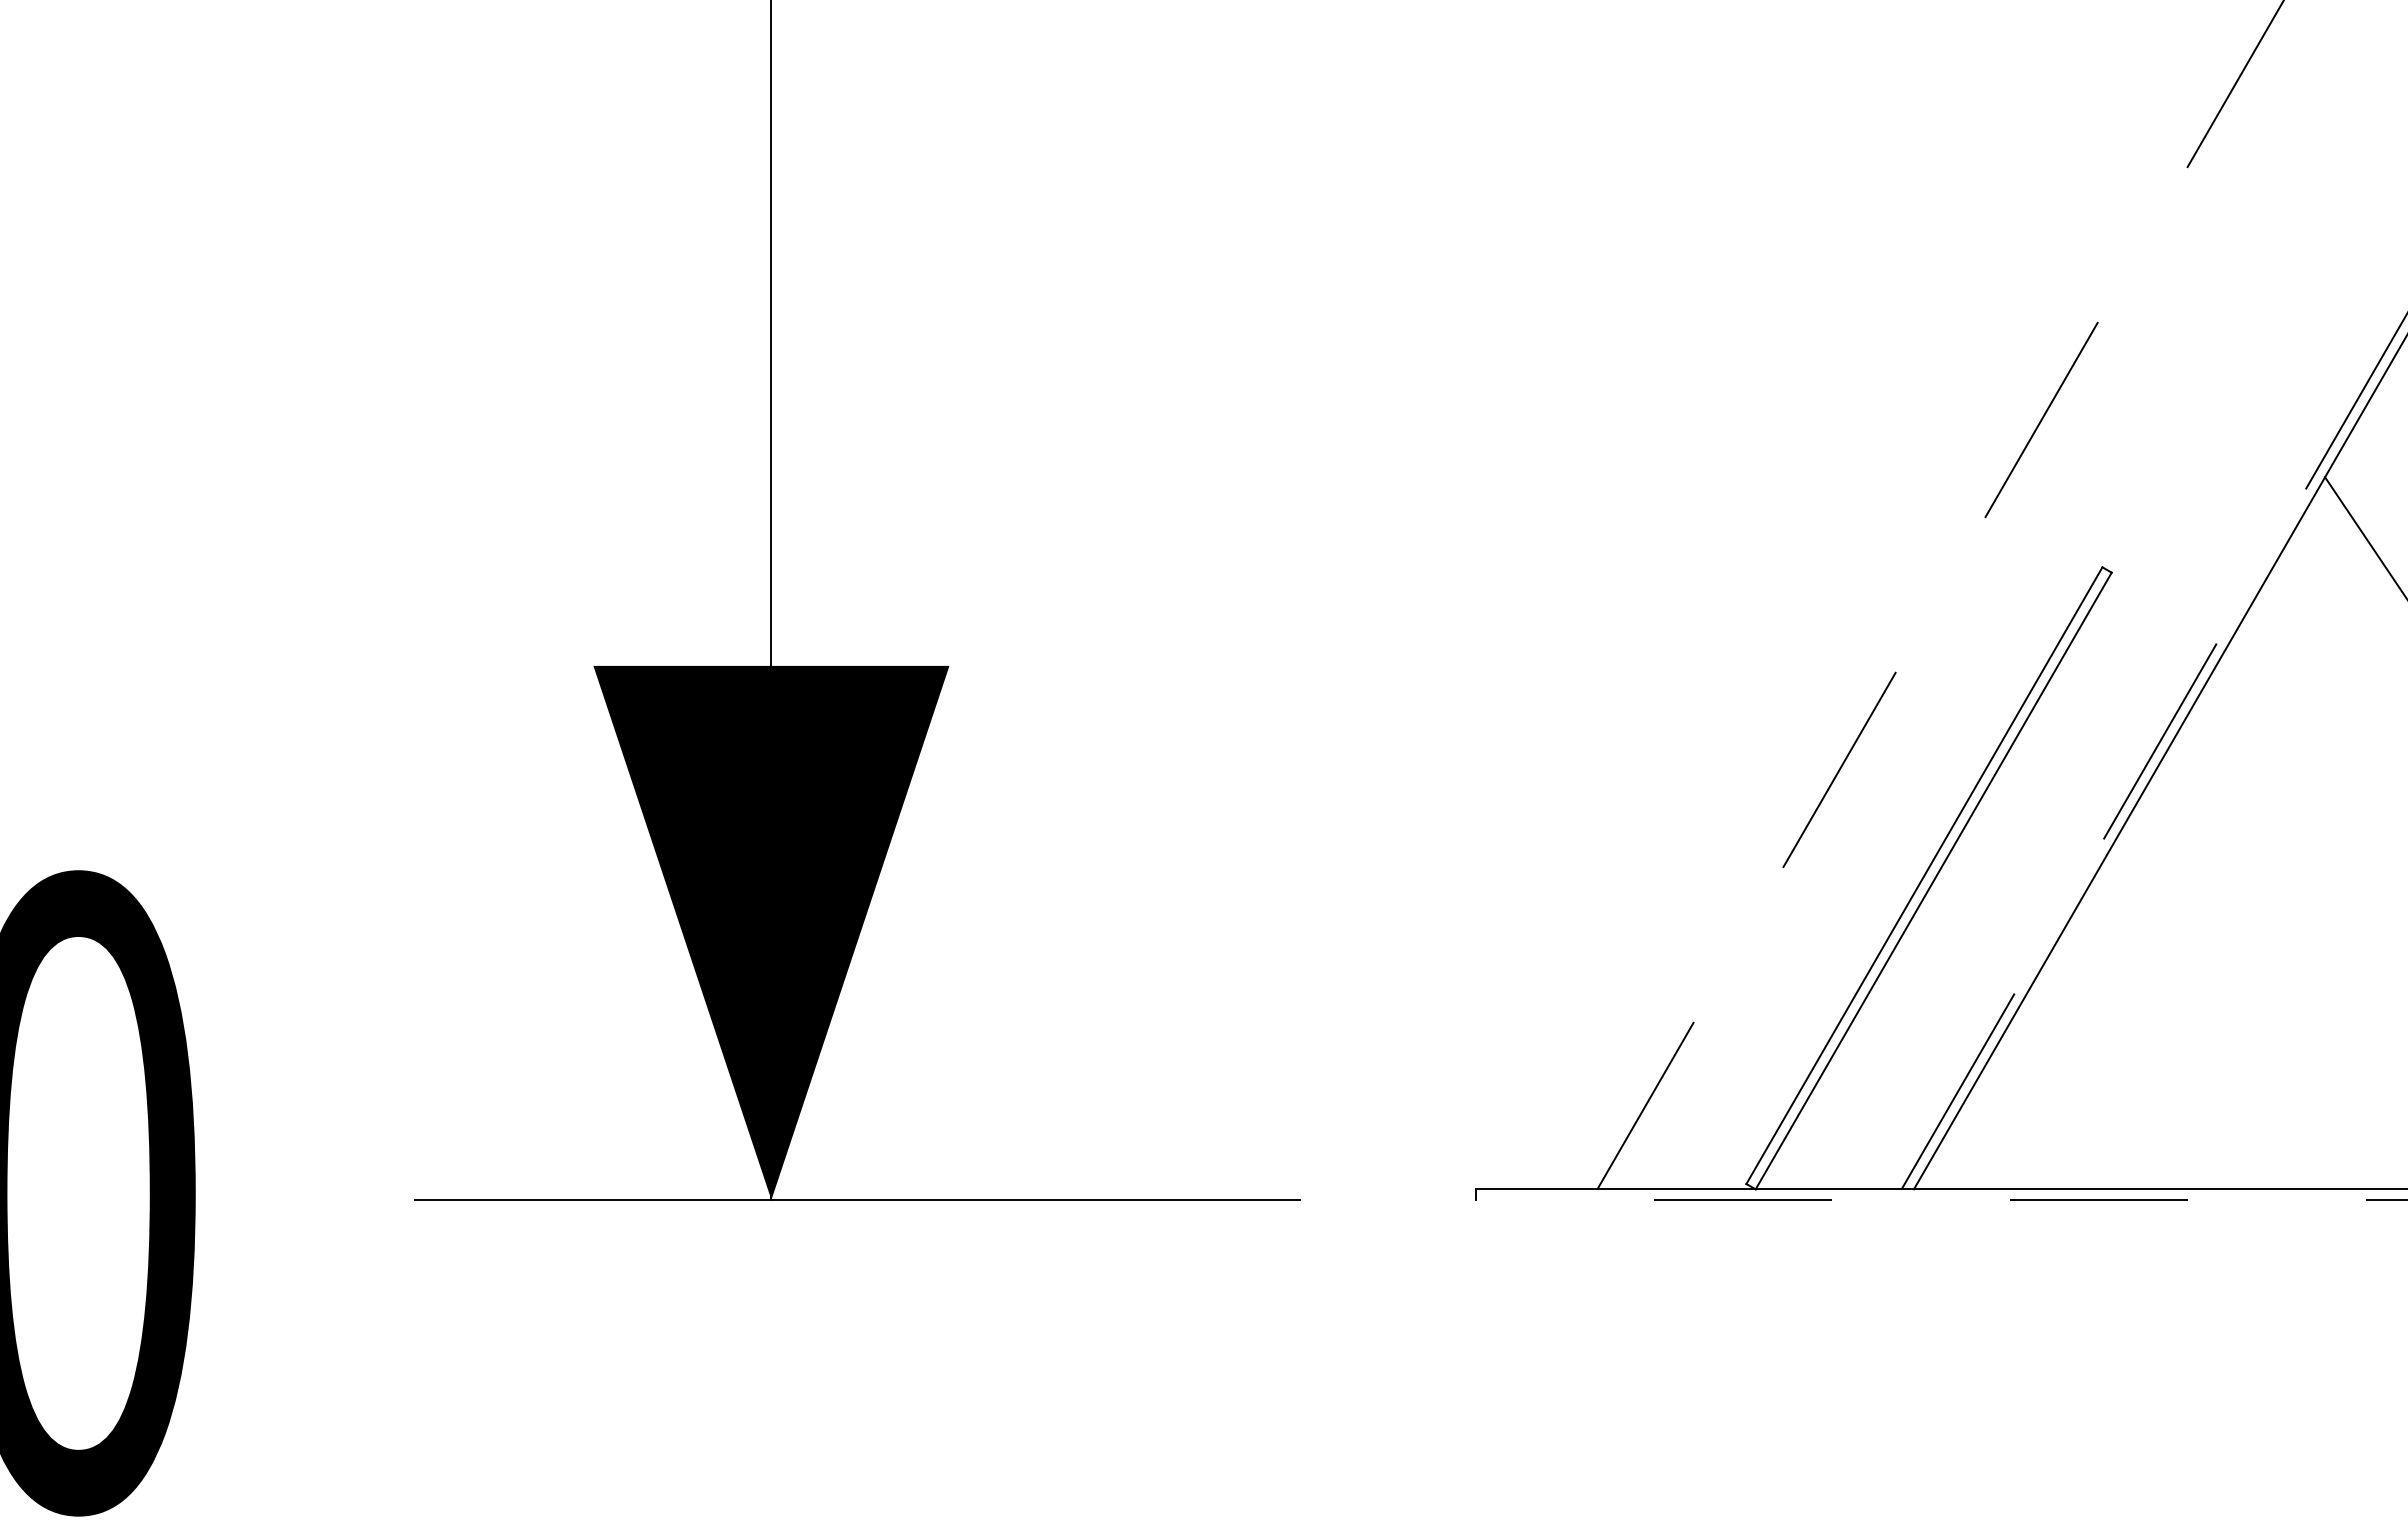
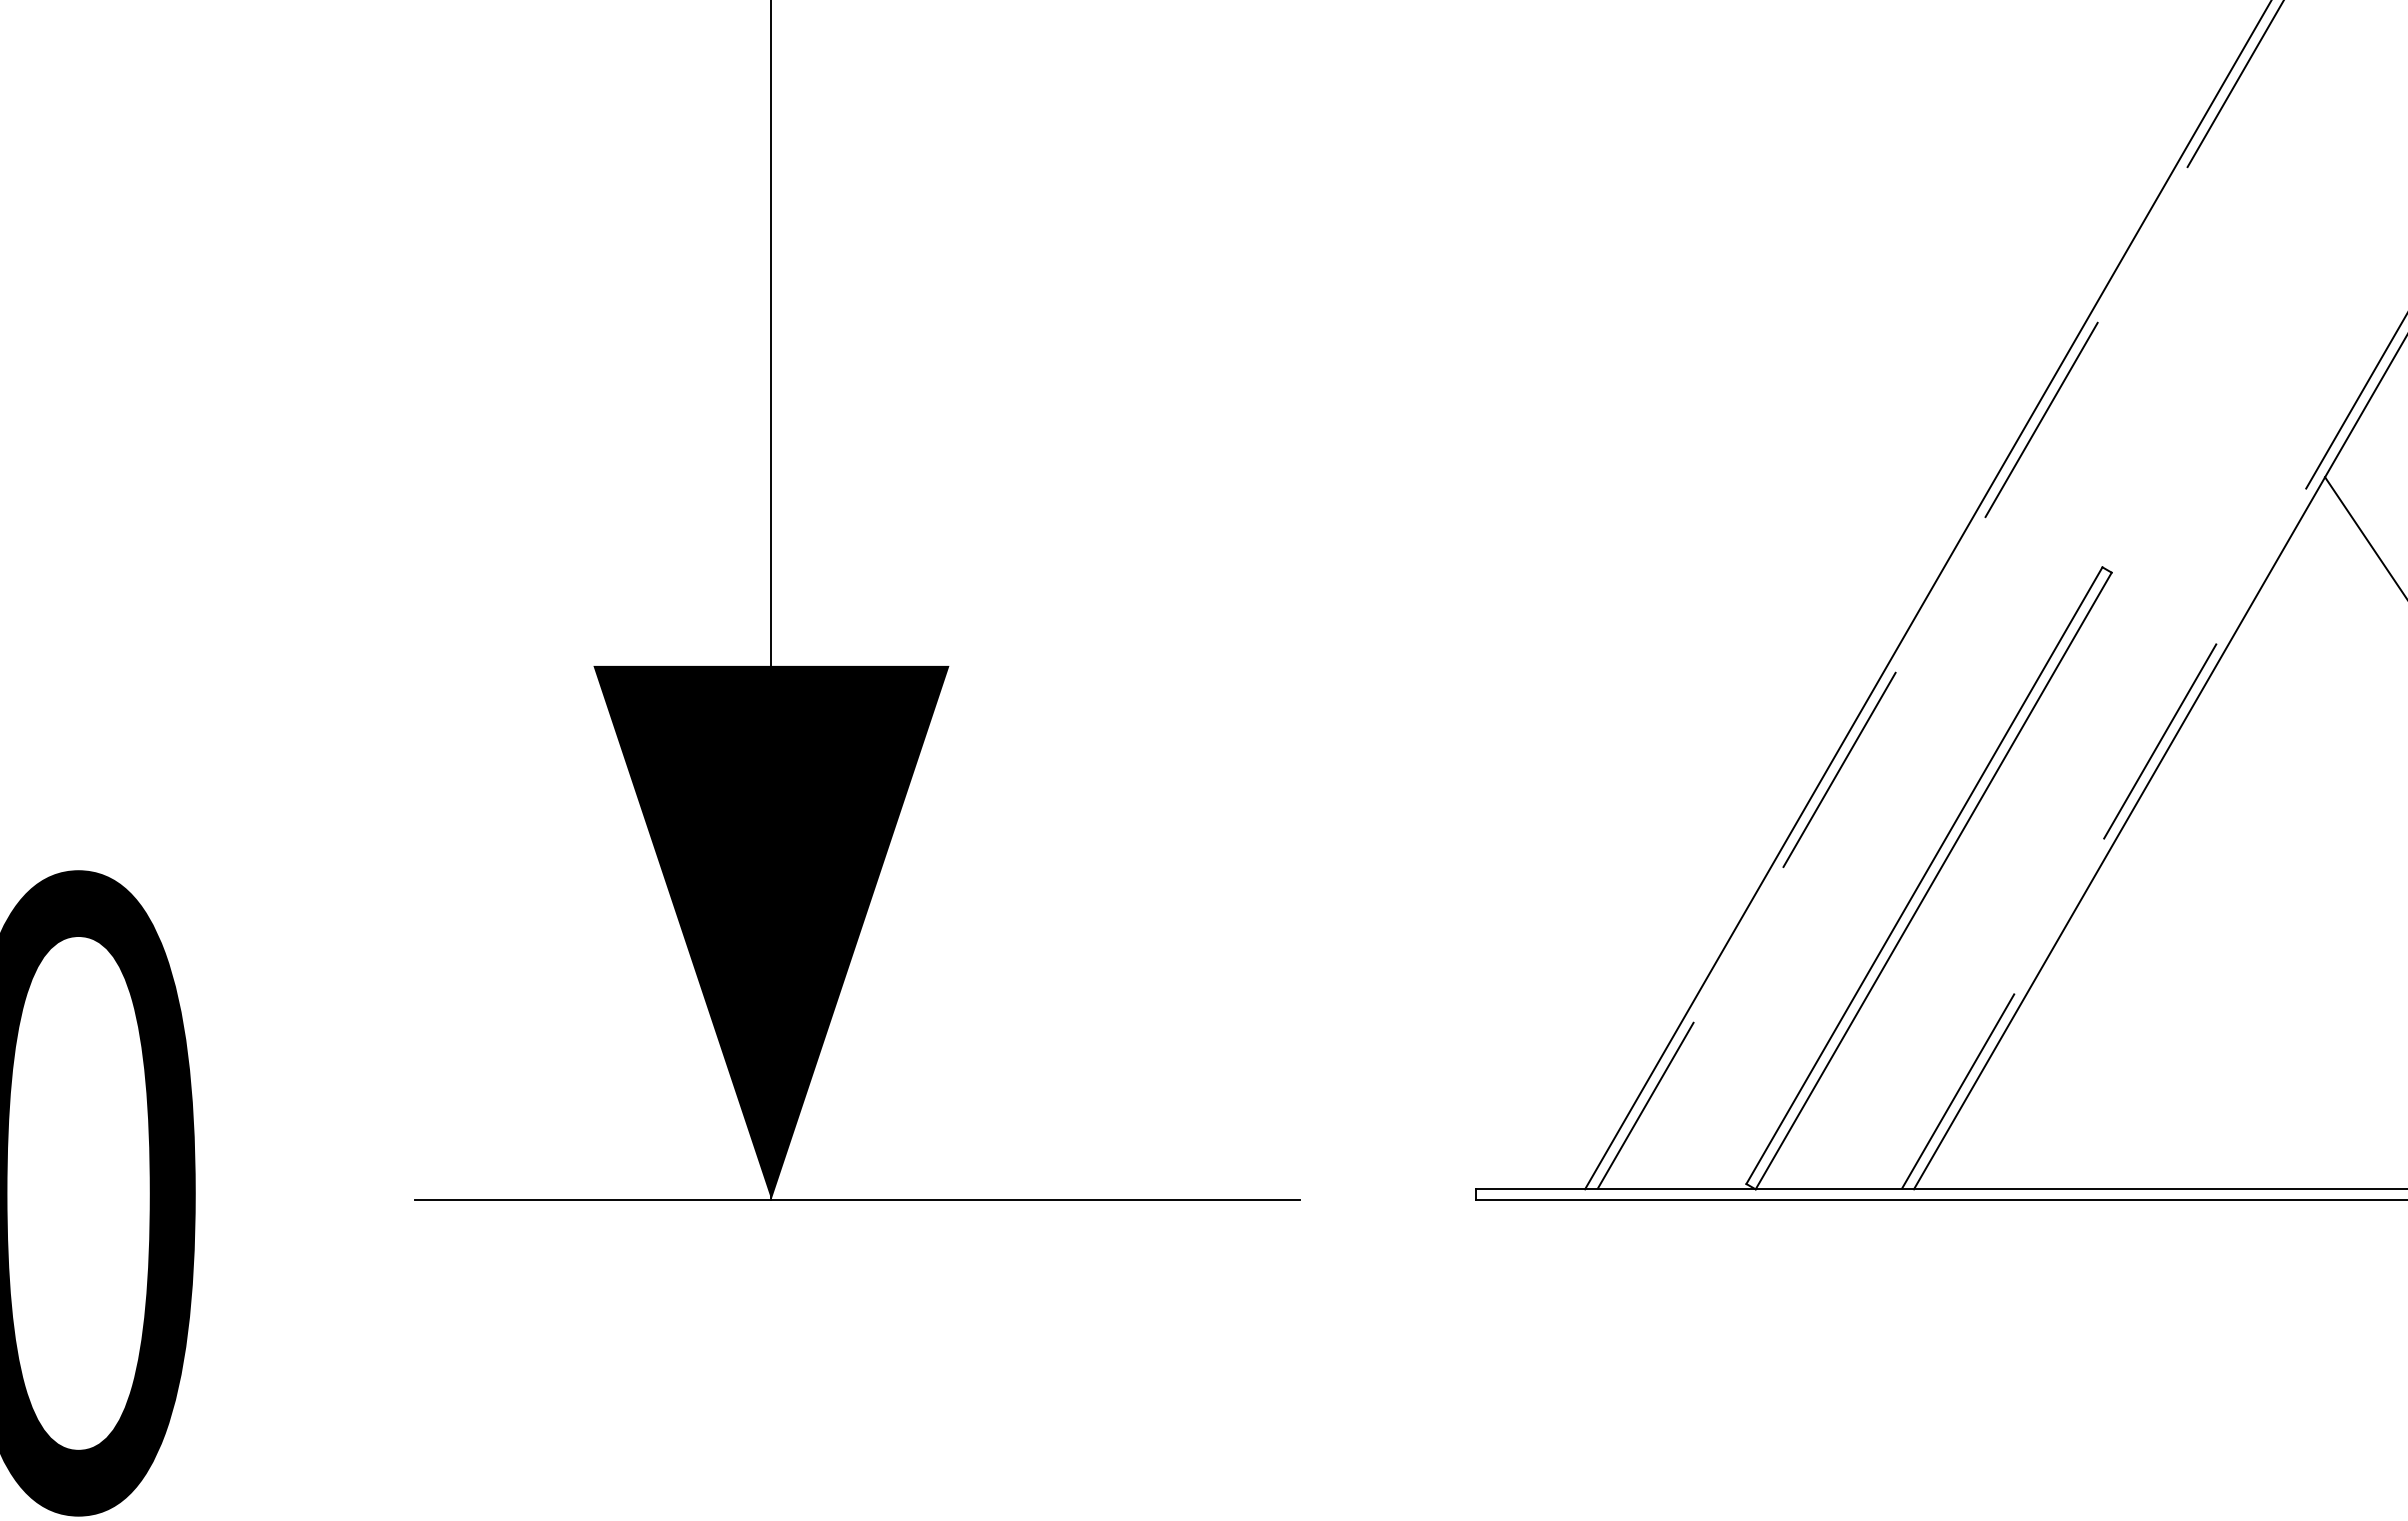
line: none -> present (1927, 595)
line: dashed -> solid (1942, 1200)
